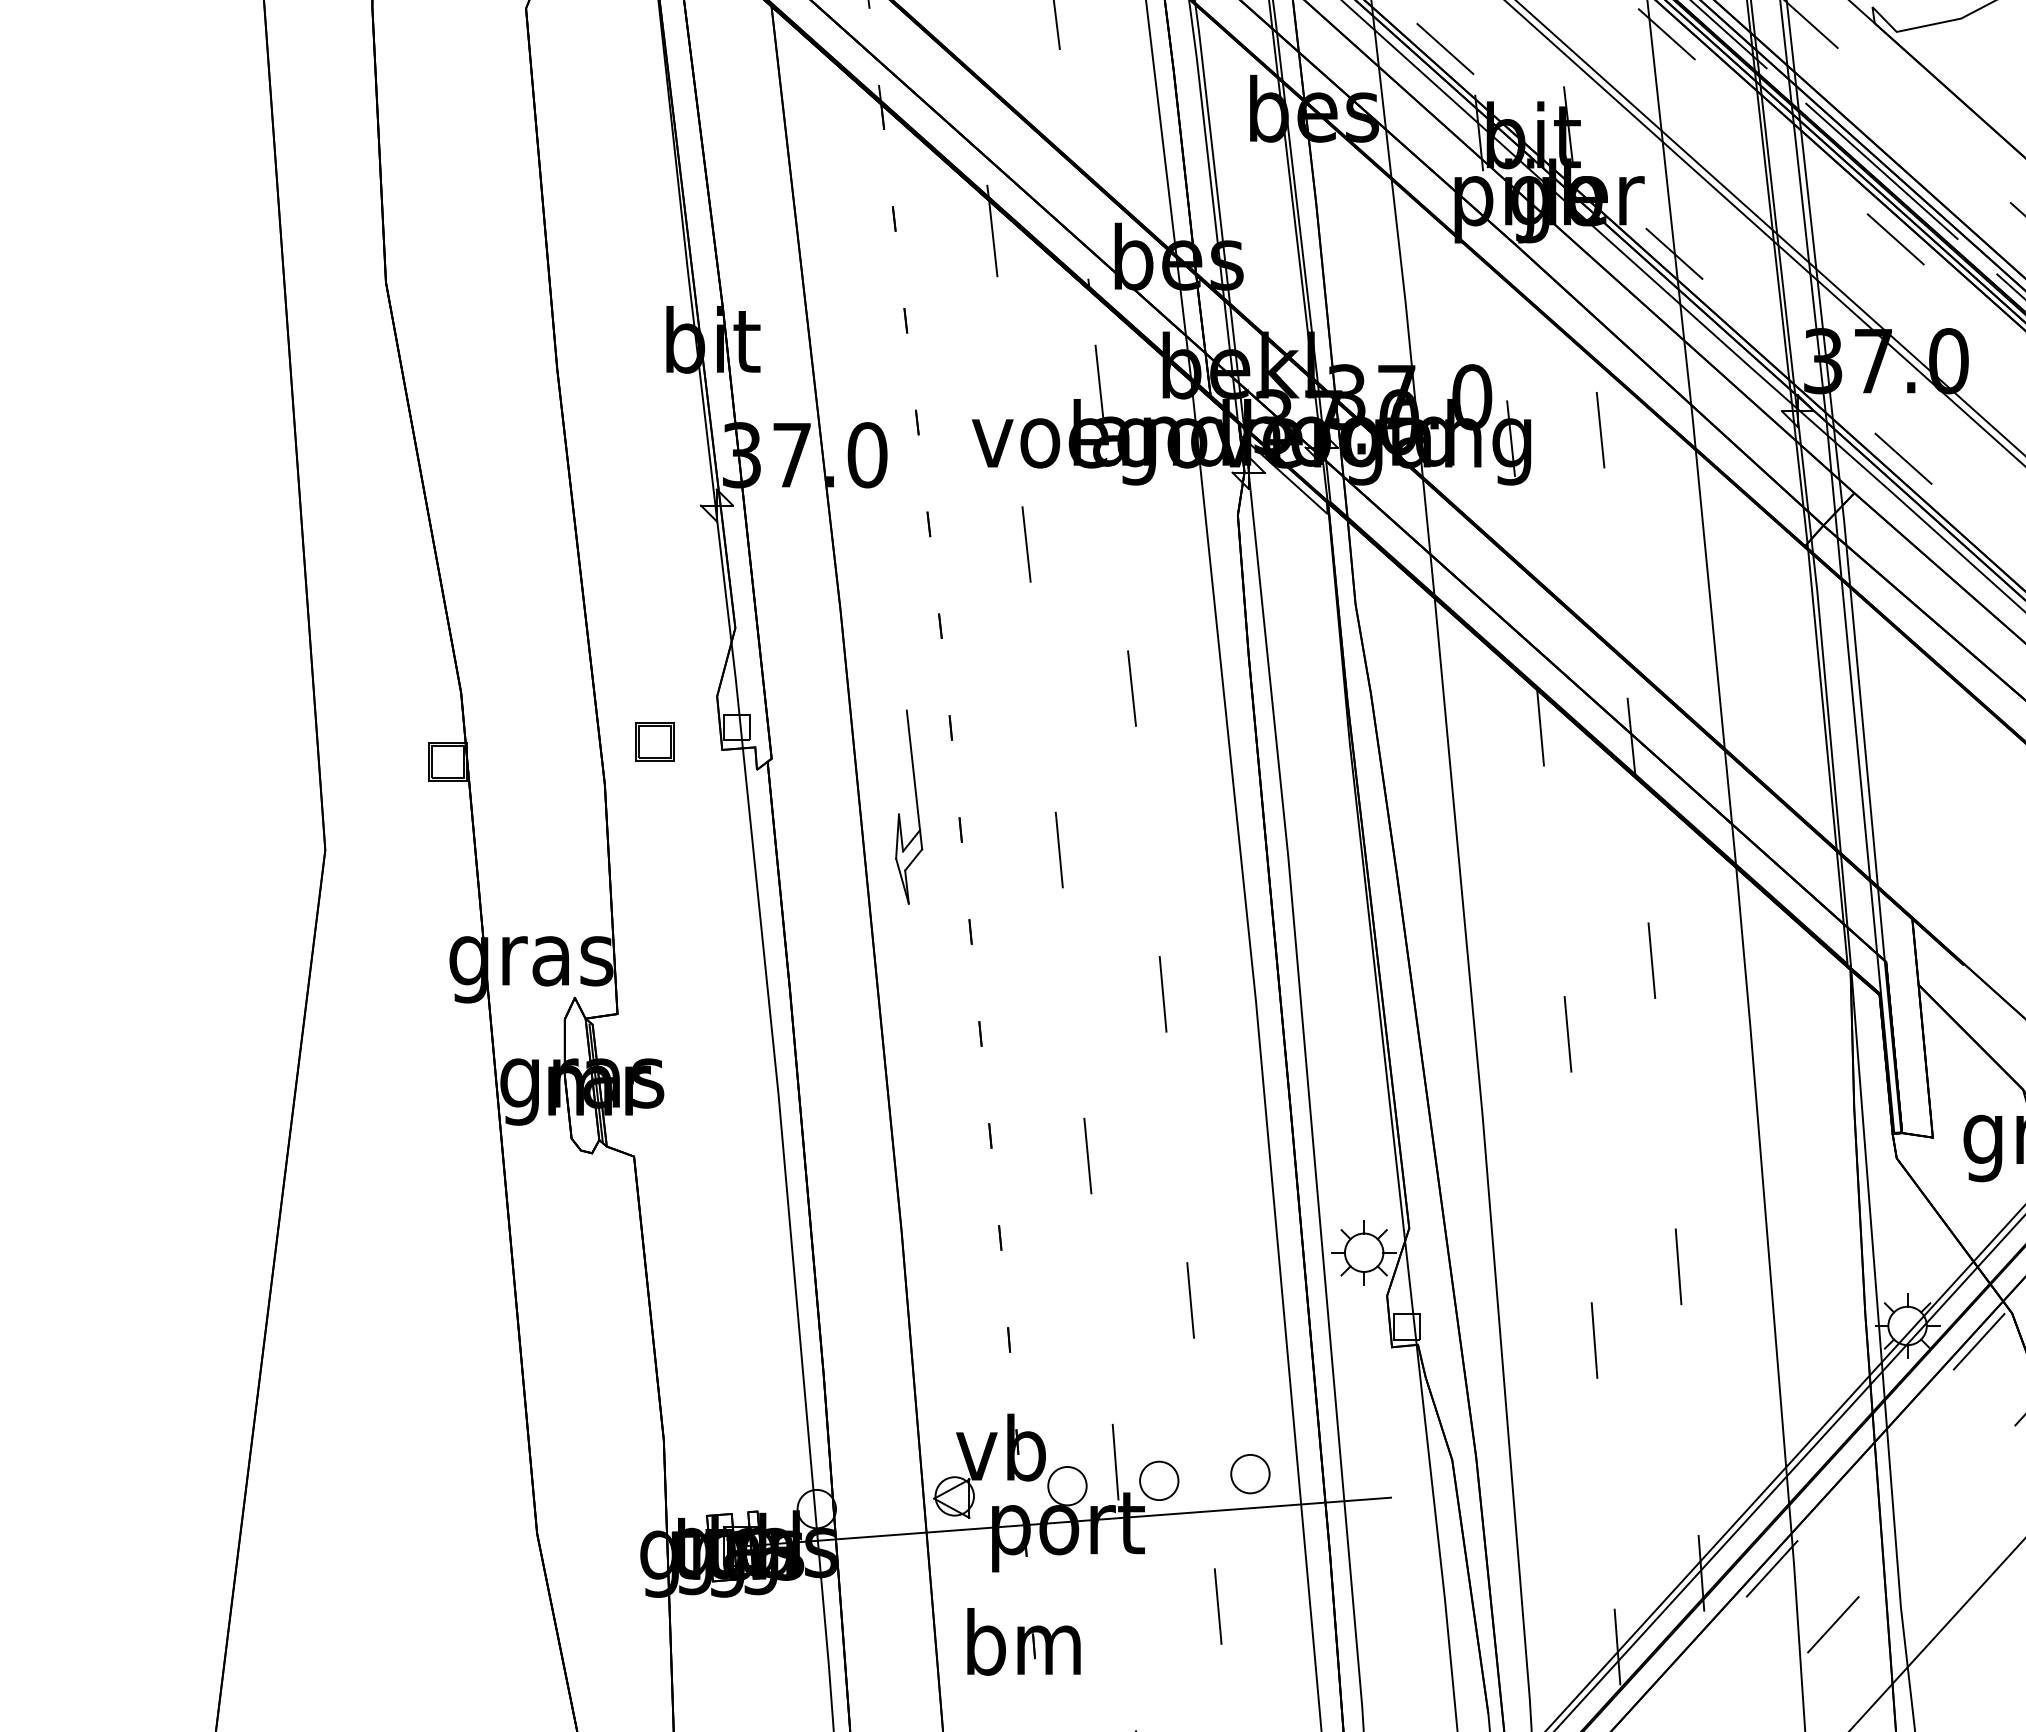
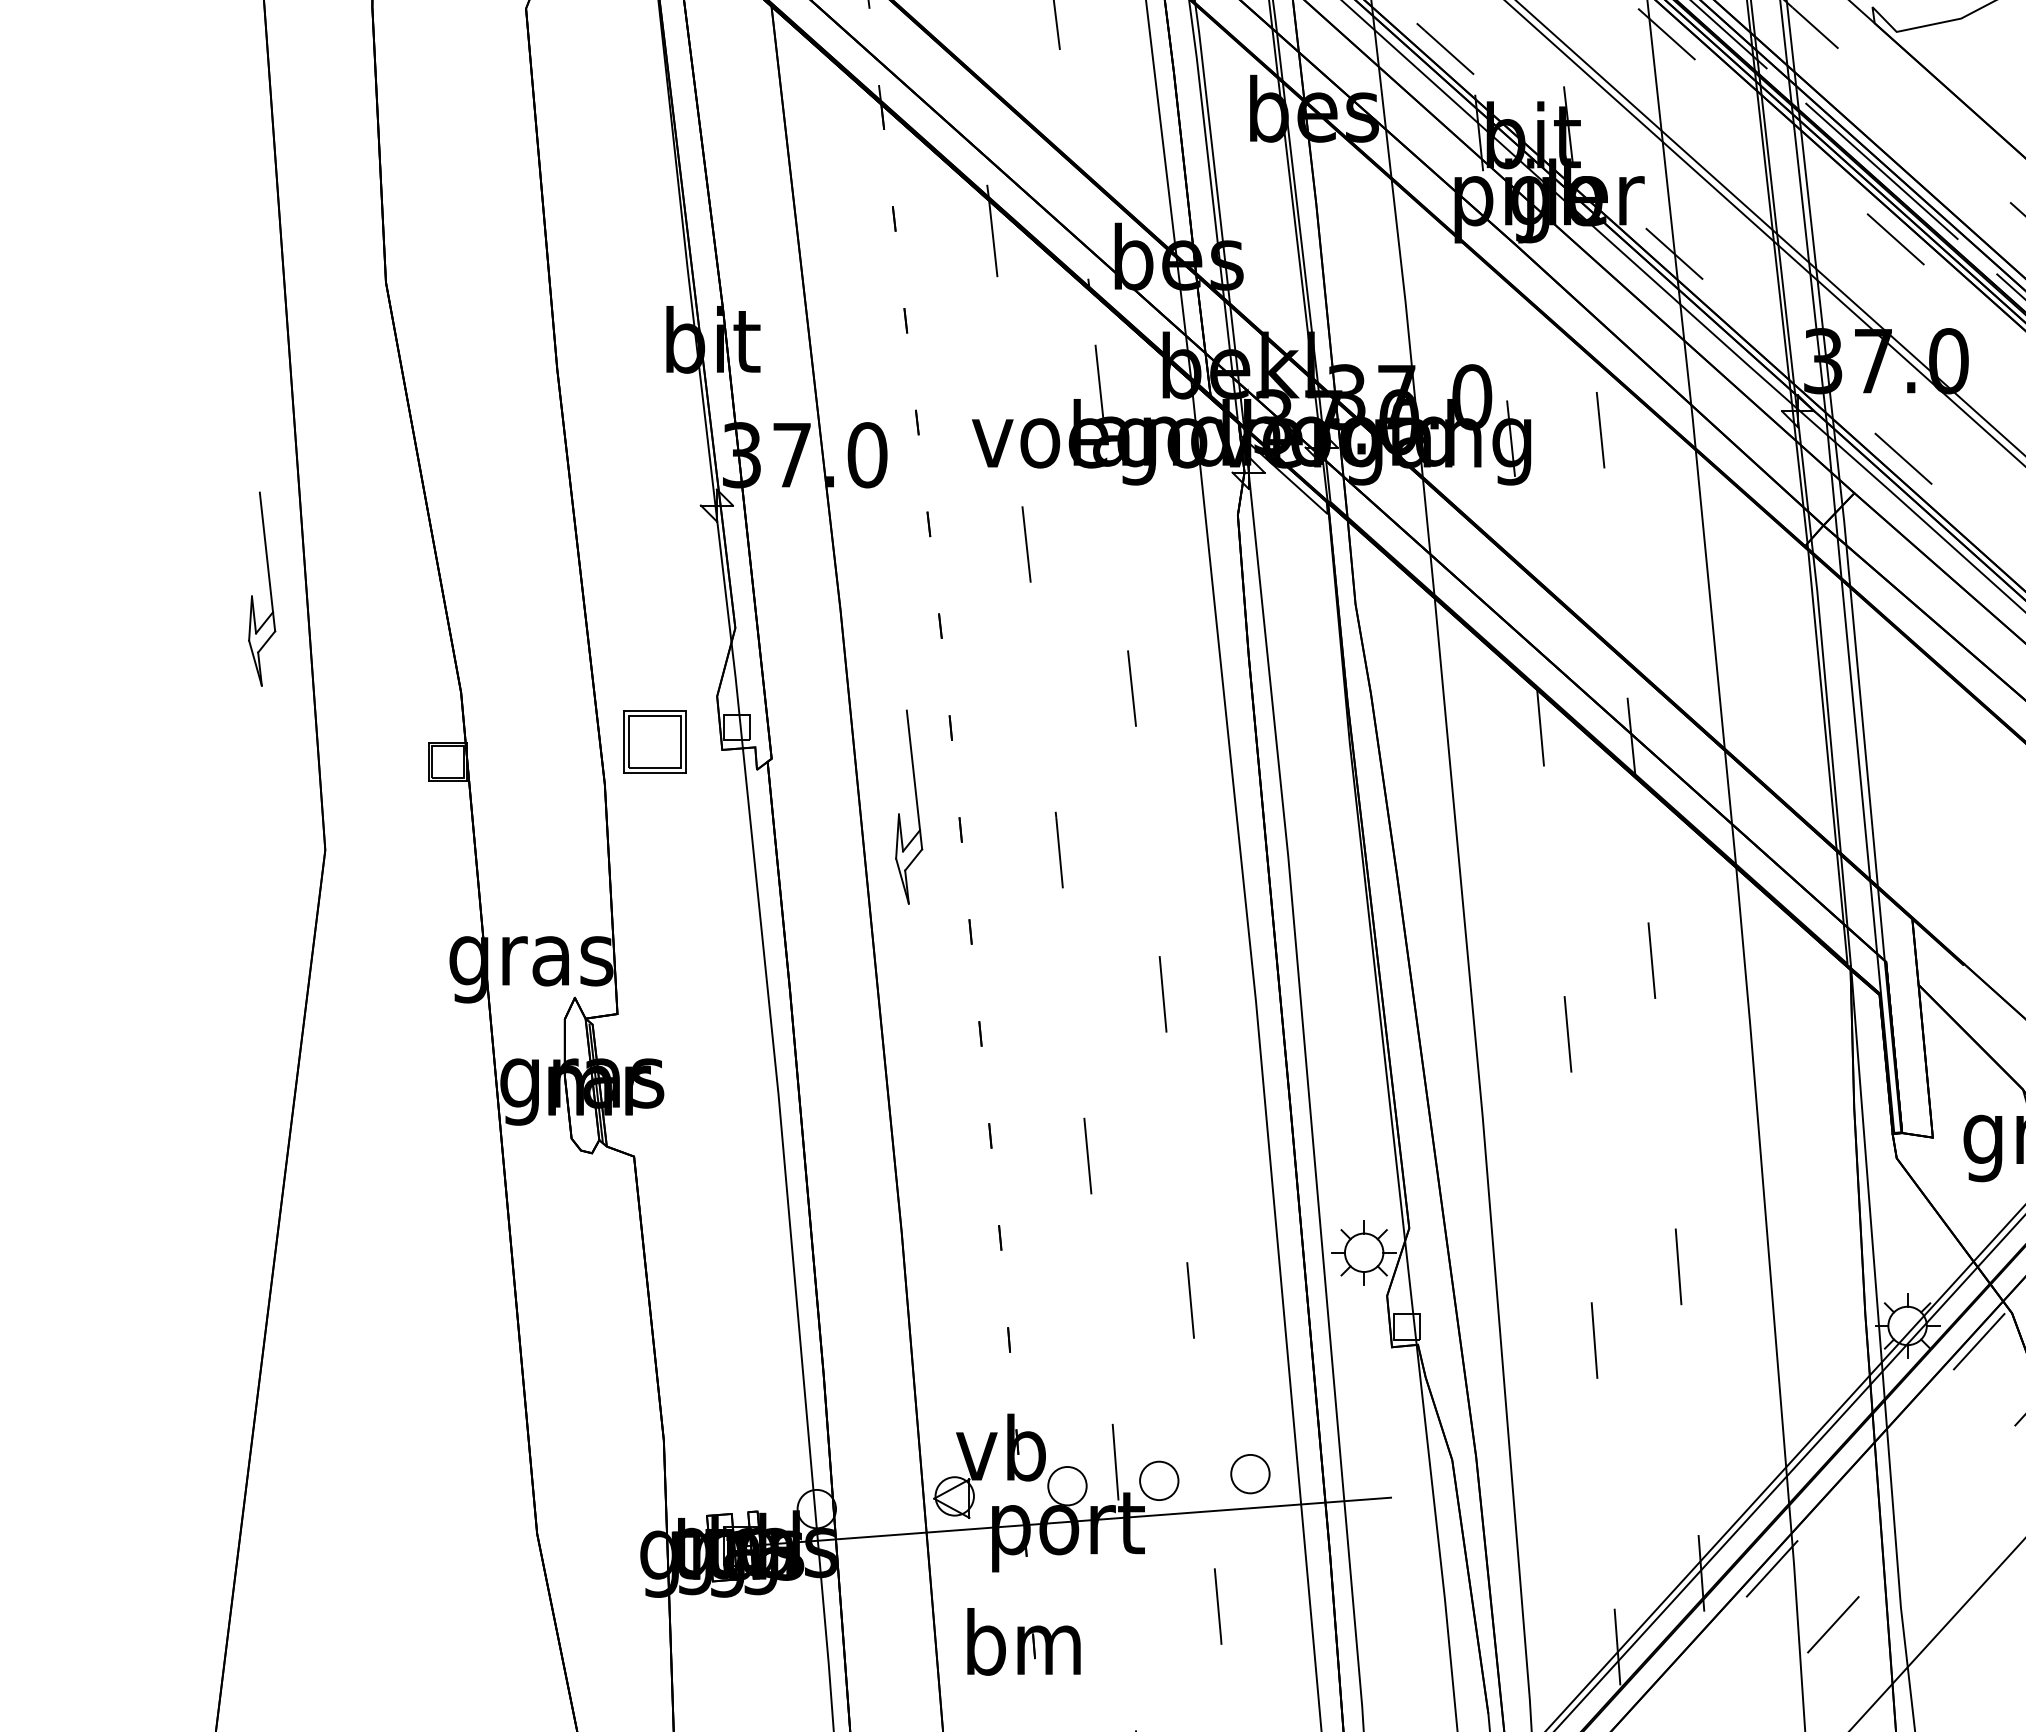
part: none -> present (269, 588)
part size: 40x40 px -> 64x64 px (654, 741)
